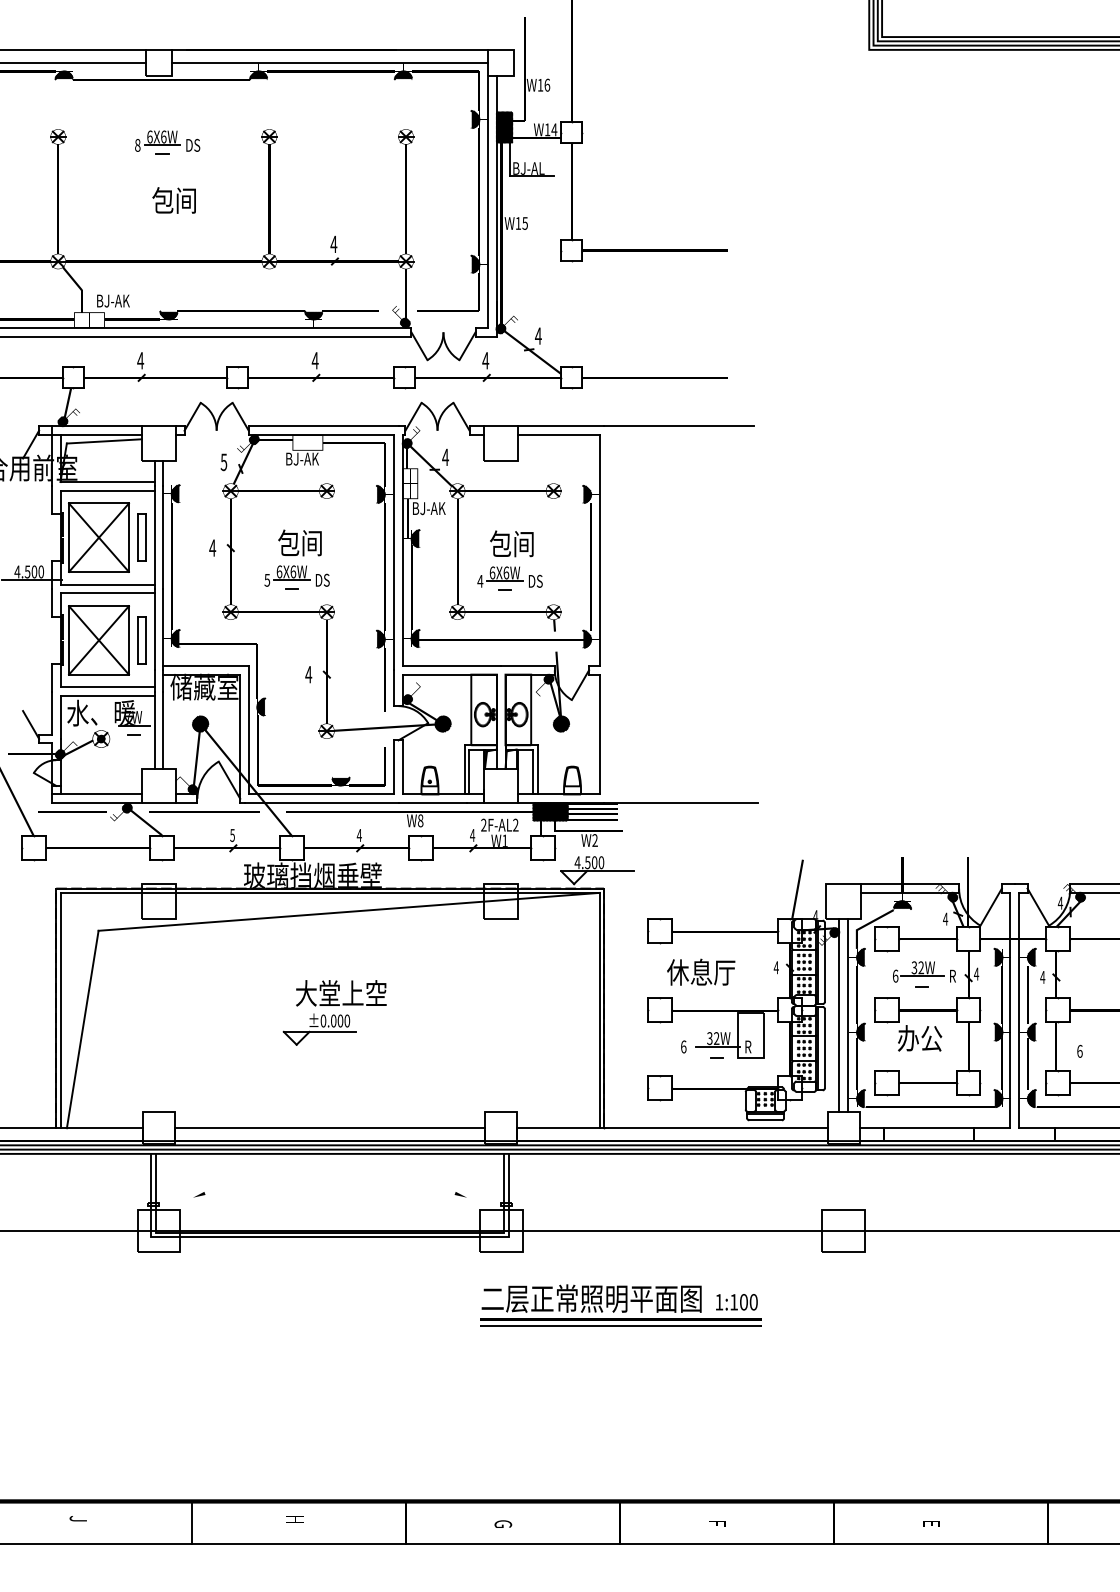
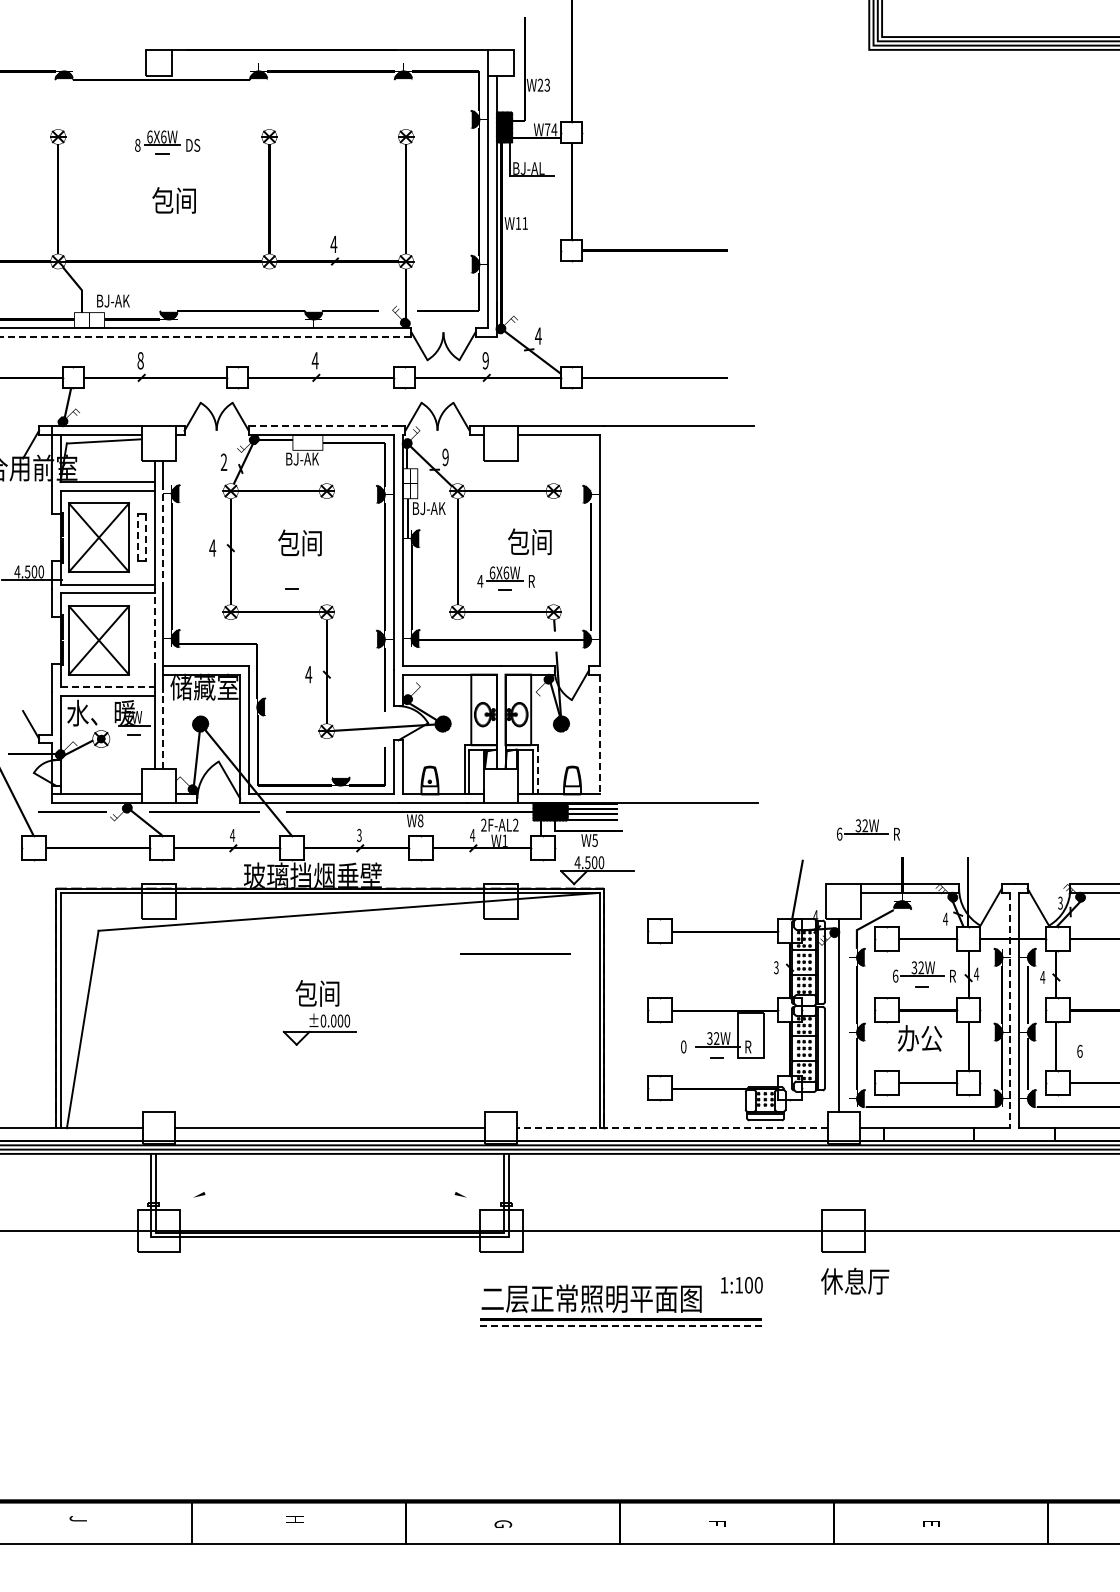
line: present -> none (74, 49)
line: present -> none (74, 62)
line: present -> none (329, 62)
text: W16 -> W23 (543, 84)
text: W14 -> W74 (547, 129)
text: W15 -> W11 (524, 223)
line: solid -> dashed (205, 336)
text: 4 -> 8 (140, 360)
text: 4 -> 9 (485, 360)
line: solid -> dashed (323, 426)
text: 4 -> 9 (445, 457)
text: 5 -> 2 (223, 462)
line: solid -> dashed (137, 537)
line: solid -> dashed (146, 537)
line: solid -> dashed (163, 537)
text position: (511, 543) -> (529, 541) (529, 541)
part: present -> none (296, 575)
text: DS -> R (536, 580)
line: solid -> dashed (154, 629)
part: present -> none (141, 640)
line: solid -> dashed (108, 687)
line: solid -> dashed (163, 730)
line: solid -> dashed (599, 734)
line: solid -> dashed (537, 769)
part: none -> present (868, 829)
text: 5 -> 4 (232, 835)
text: 4 -> 3 (358, 835)
text: W2 -> W5 (594, 840)
text: 4 -> 3 (1060, 902)
line: none -> present (515, 953)
text: 4 -> 3 (775, 967)
text position: (701, 971) -> (855, 1280) (855, 1280)
text: 大堂上空 -> 包间 (340, 993)
line: solid -> dashed (1010, 1010)
line: present -> none (847, 1015)
text: 6 -> 0 (683, 1046)
line: solid -> dashed (671, 1128)
text position: (736, 1302) -> (741, 1285) (741, 1285)
line: solid -> dashed (621, 1325)
